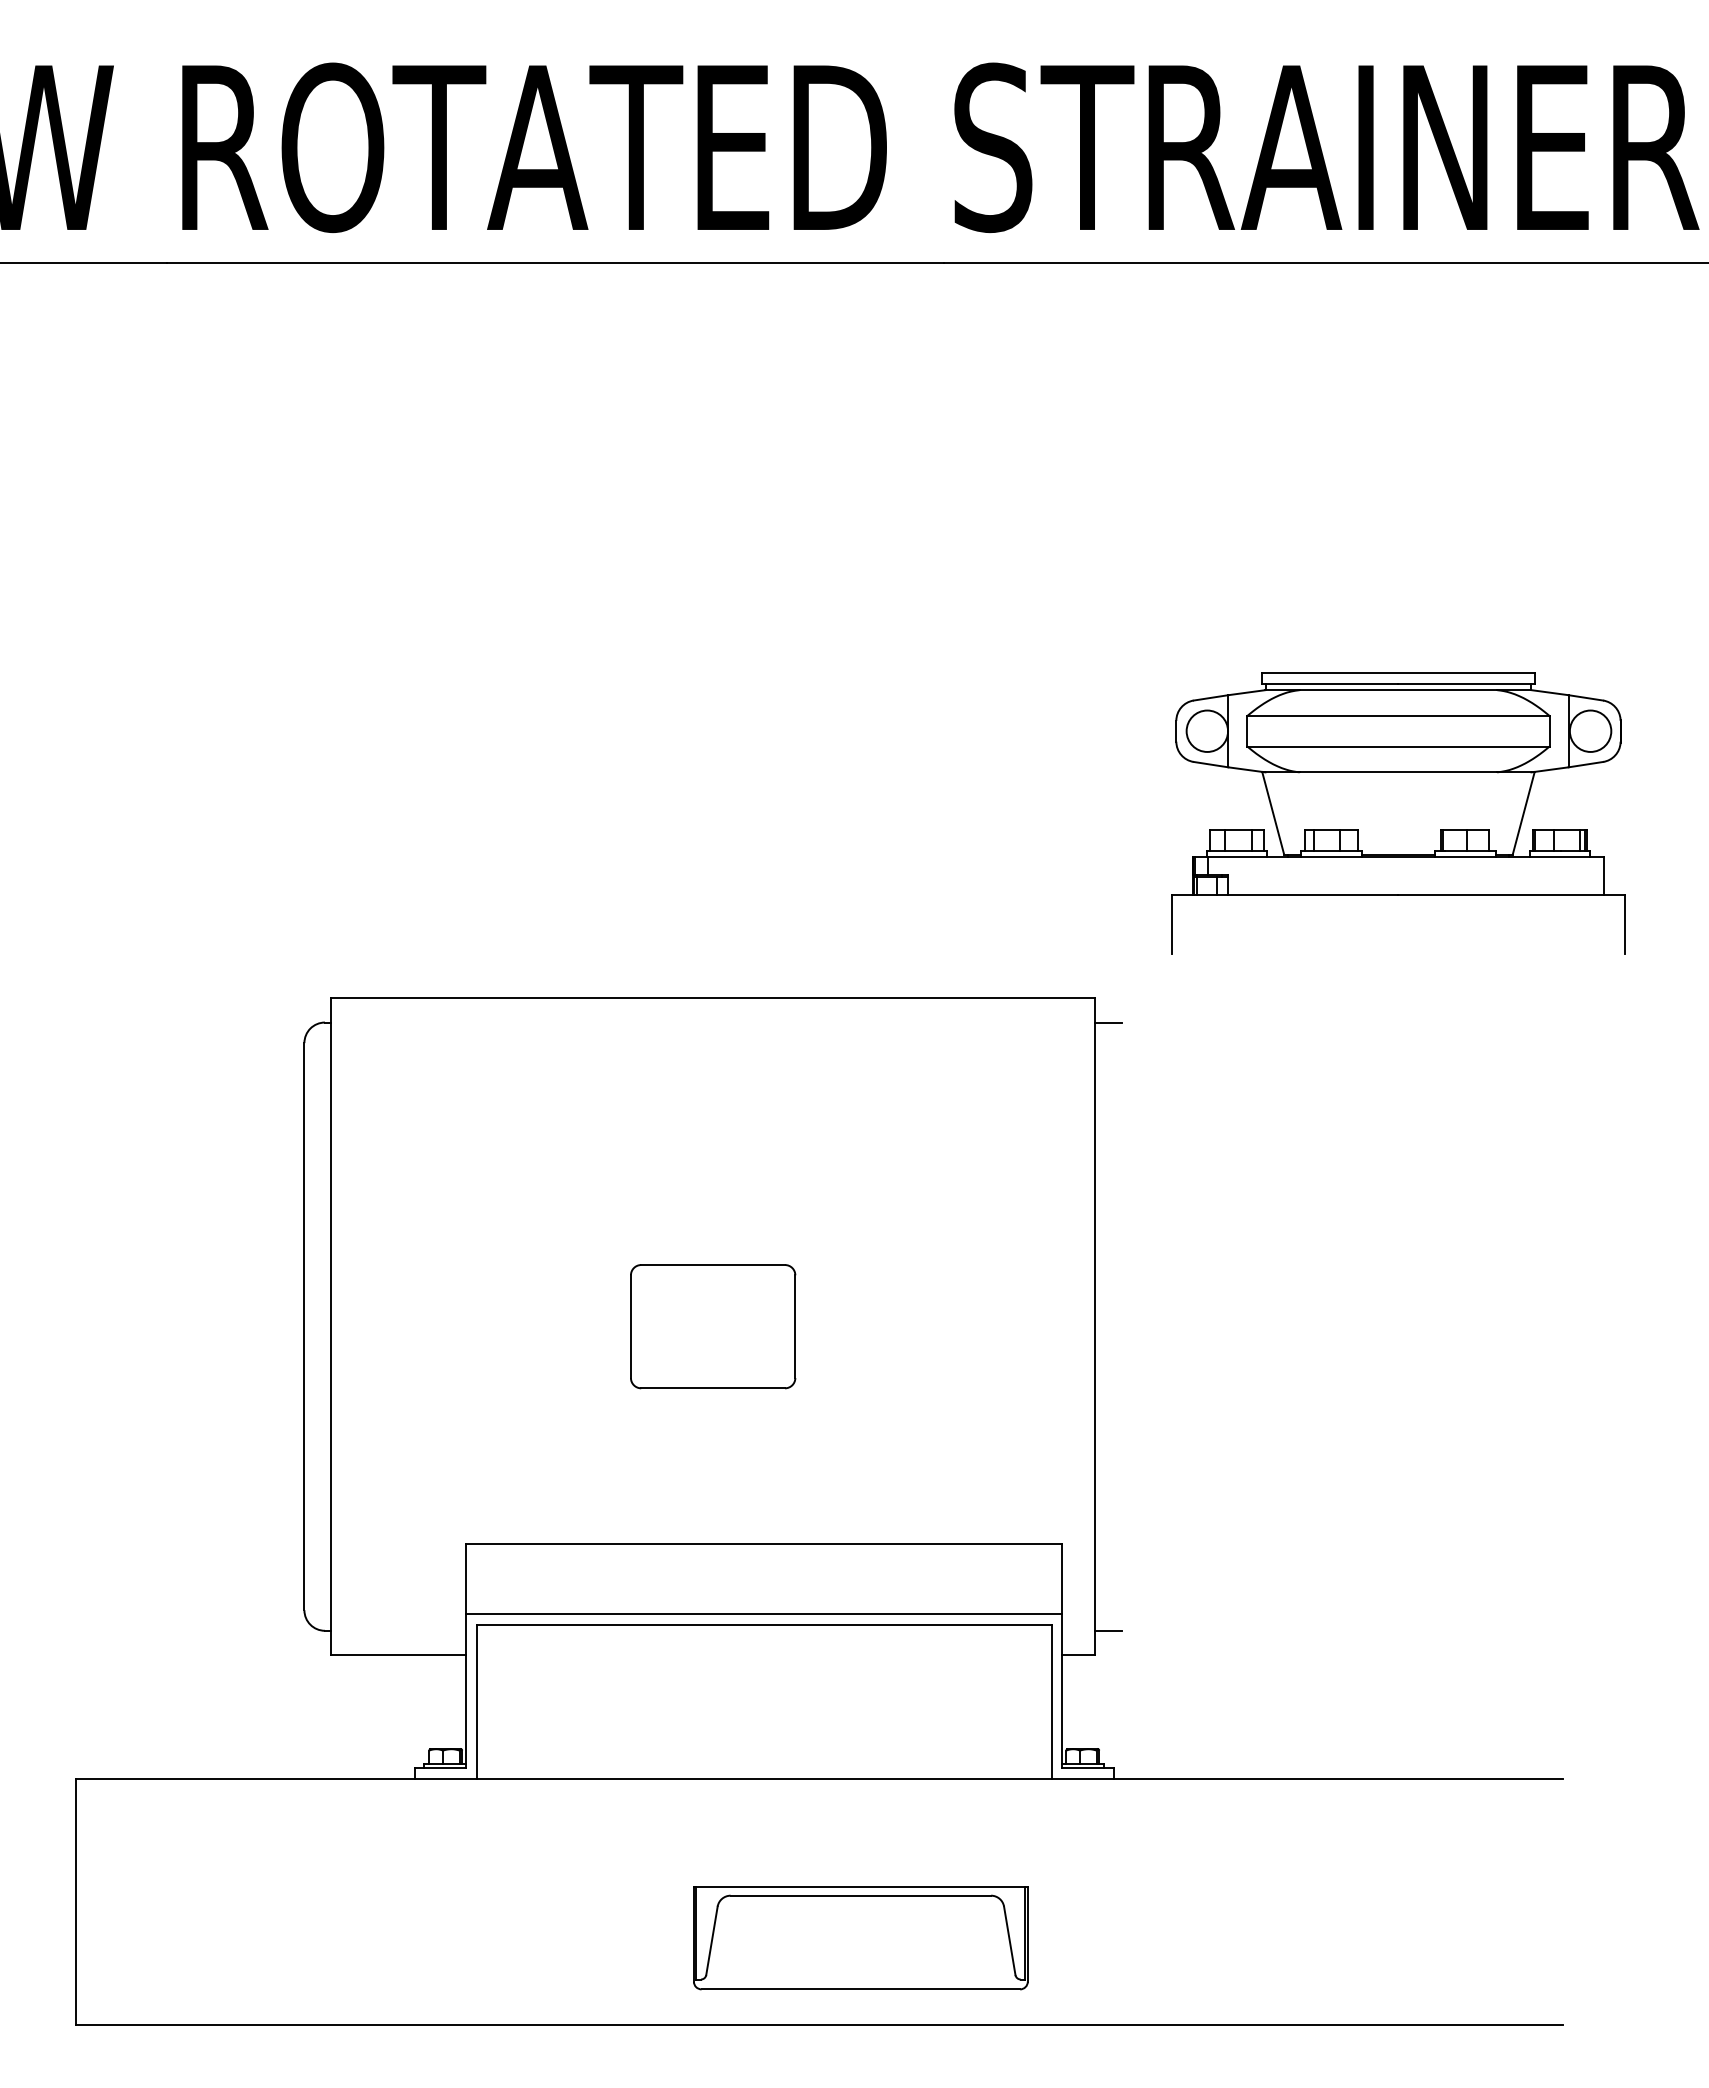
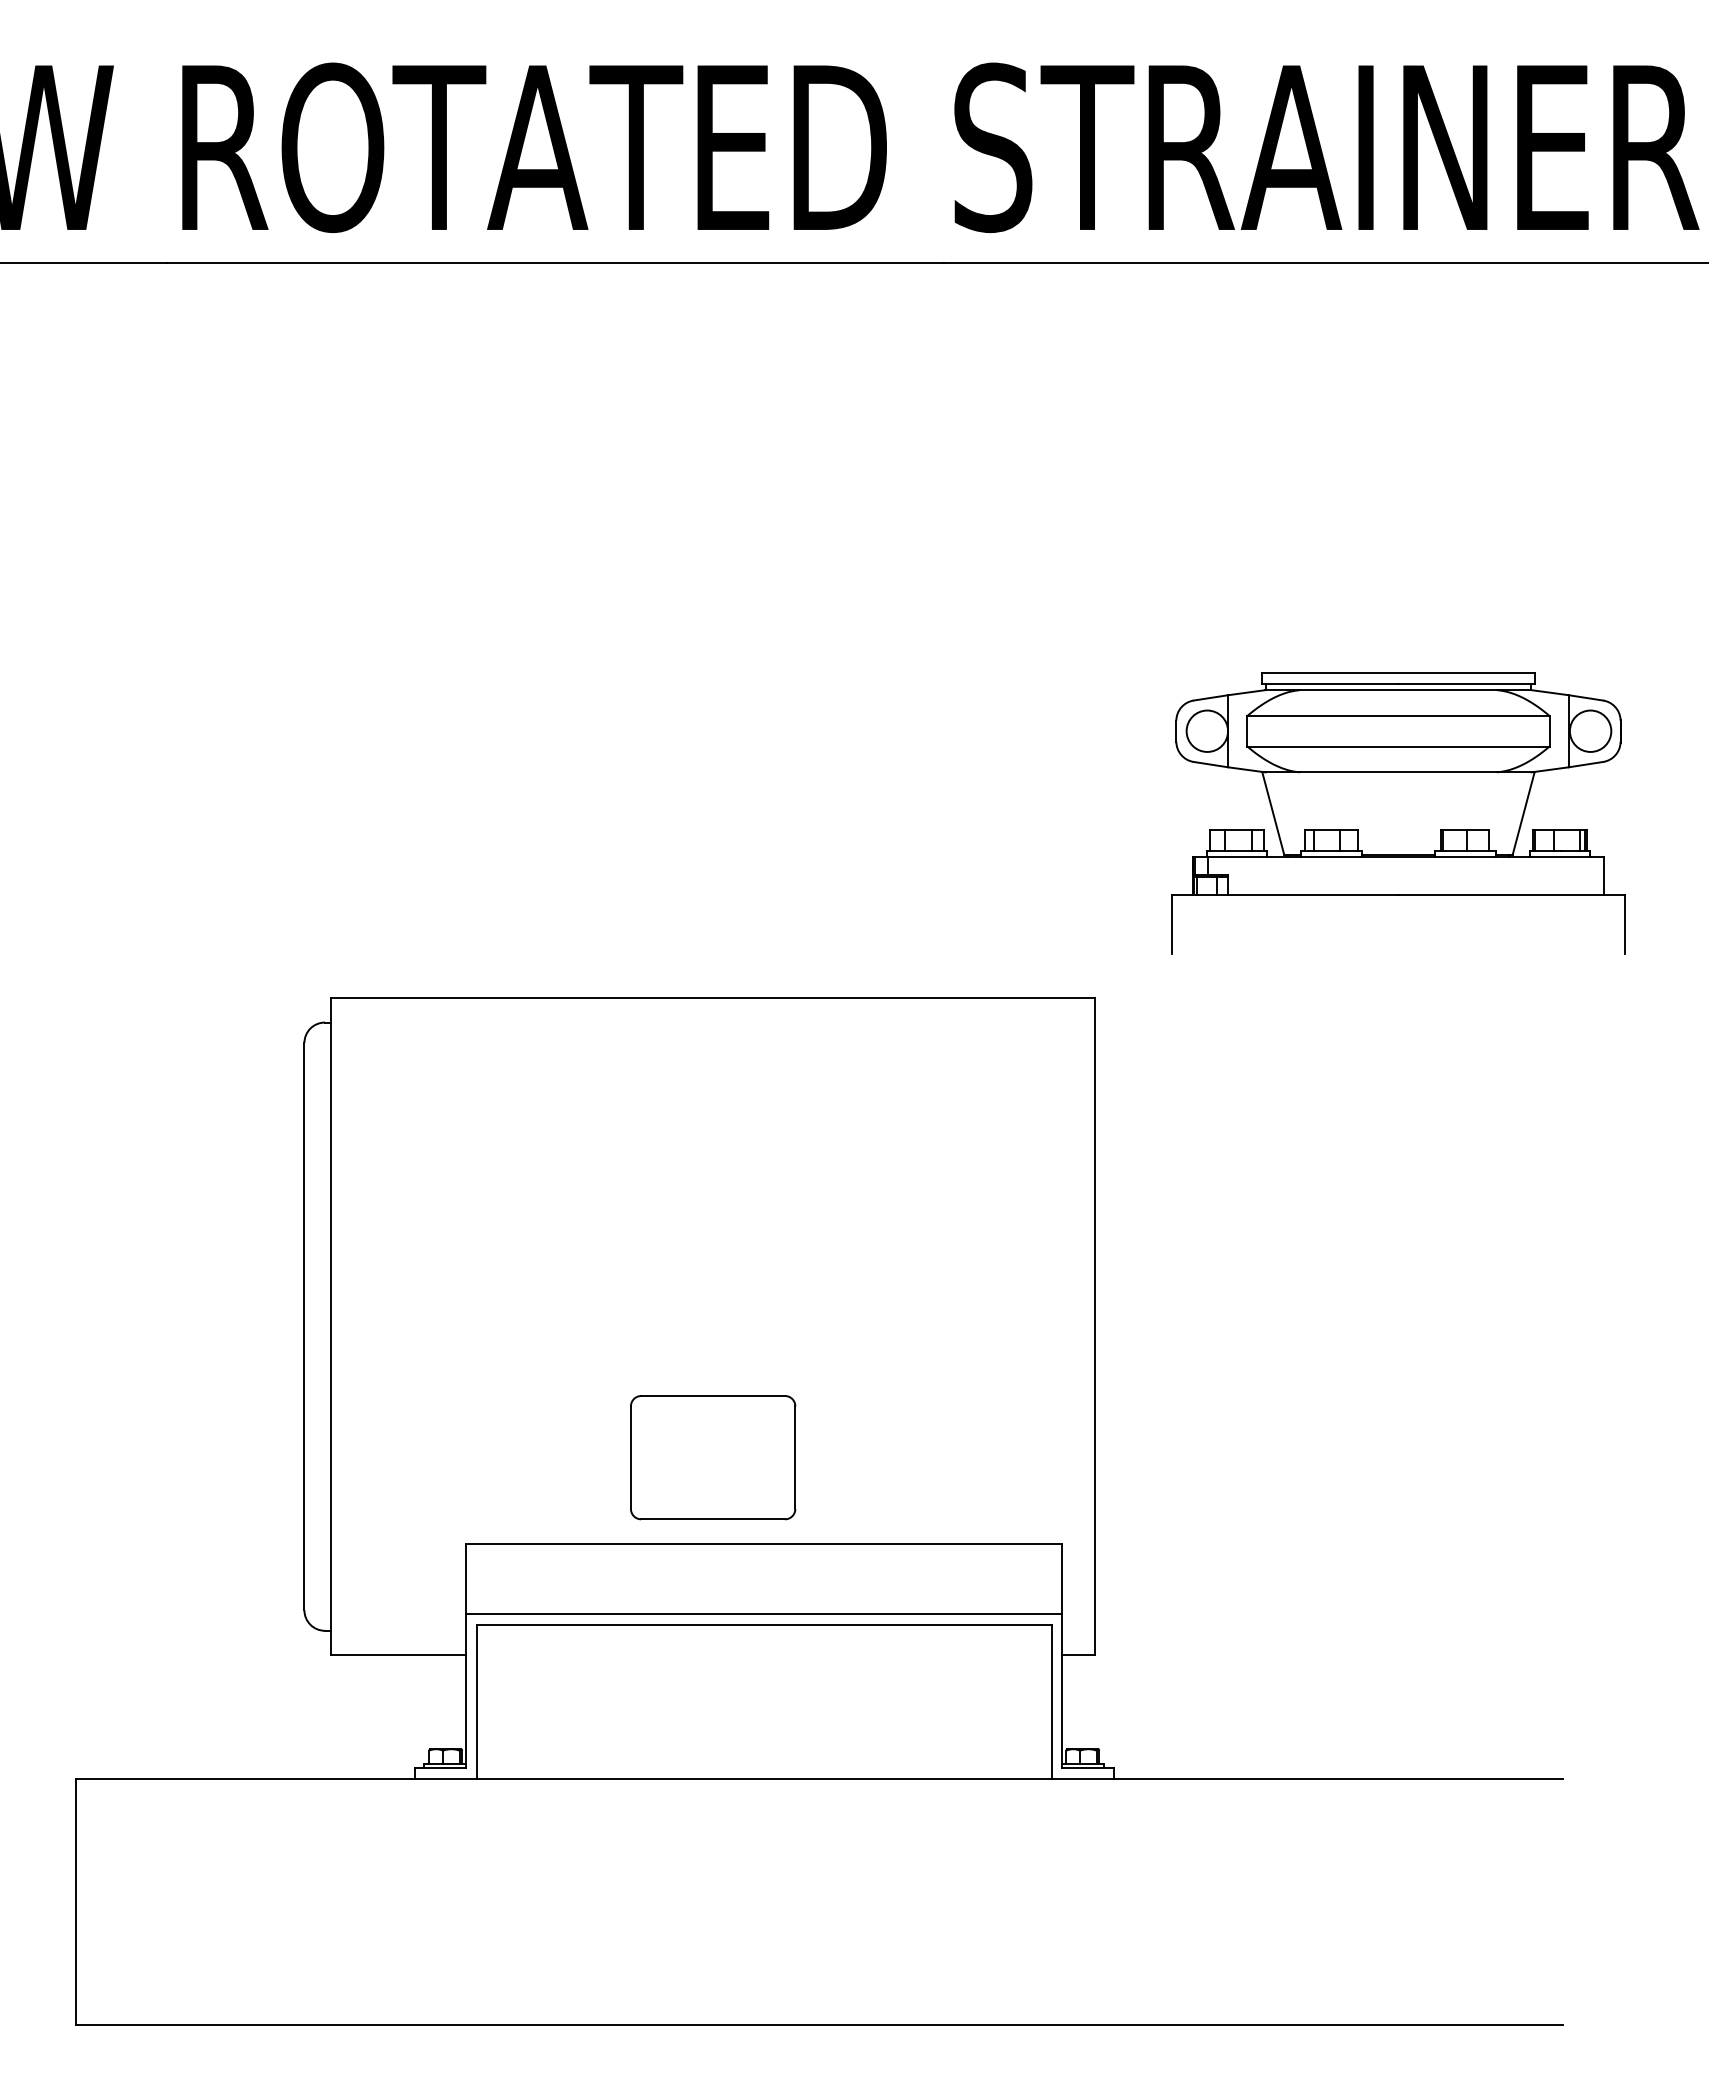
line: present -> none (1108, 1022)
part position: (713, 1326) -> (713, 1457) (713, 1457)
line: present -> none (1108, 1630)
part: present -> none (860, 1938)
